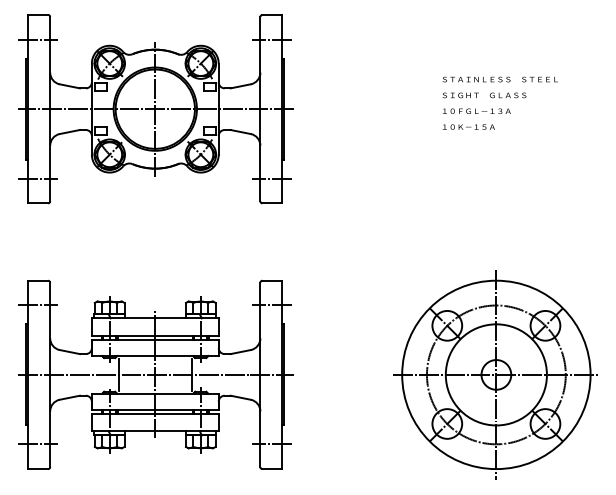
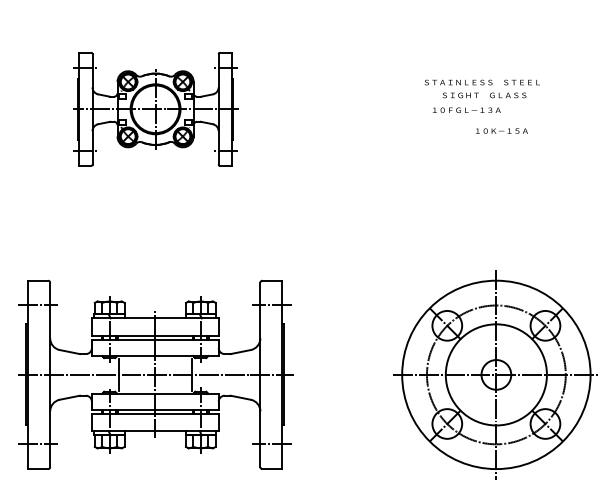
text position: (499, 79) -> (481, 82) (481, 82)
part size: 276x191 px -> 166x115 px (155, 109)
text position: (476, 110) -> (466, 109) (466, 109)
text position: (468, 126) -> (501, 130) (501, 130)
